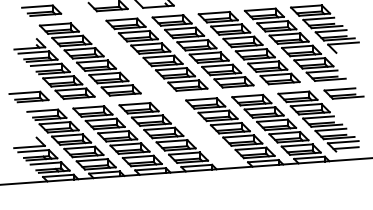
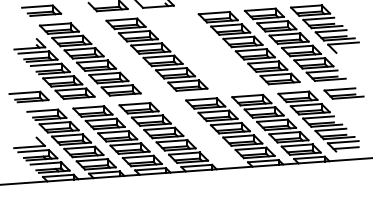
part: present -> none (202, 51)
